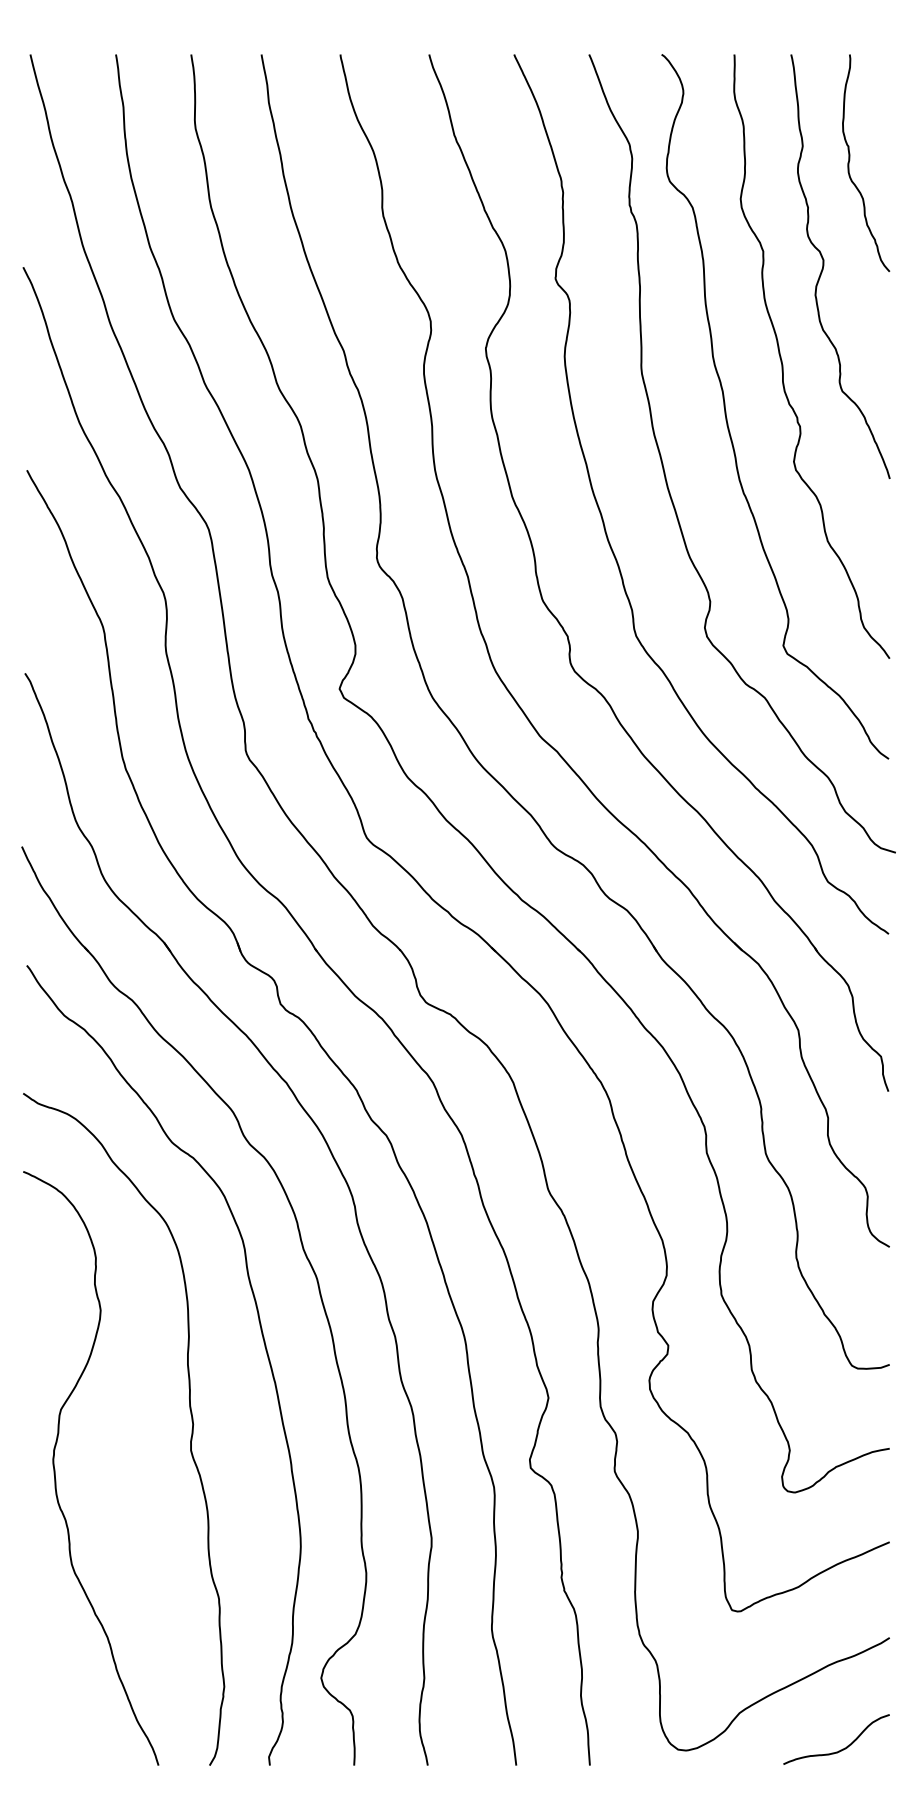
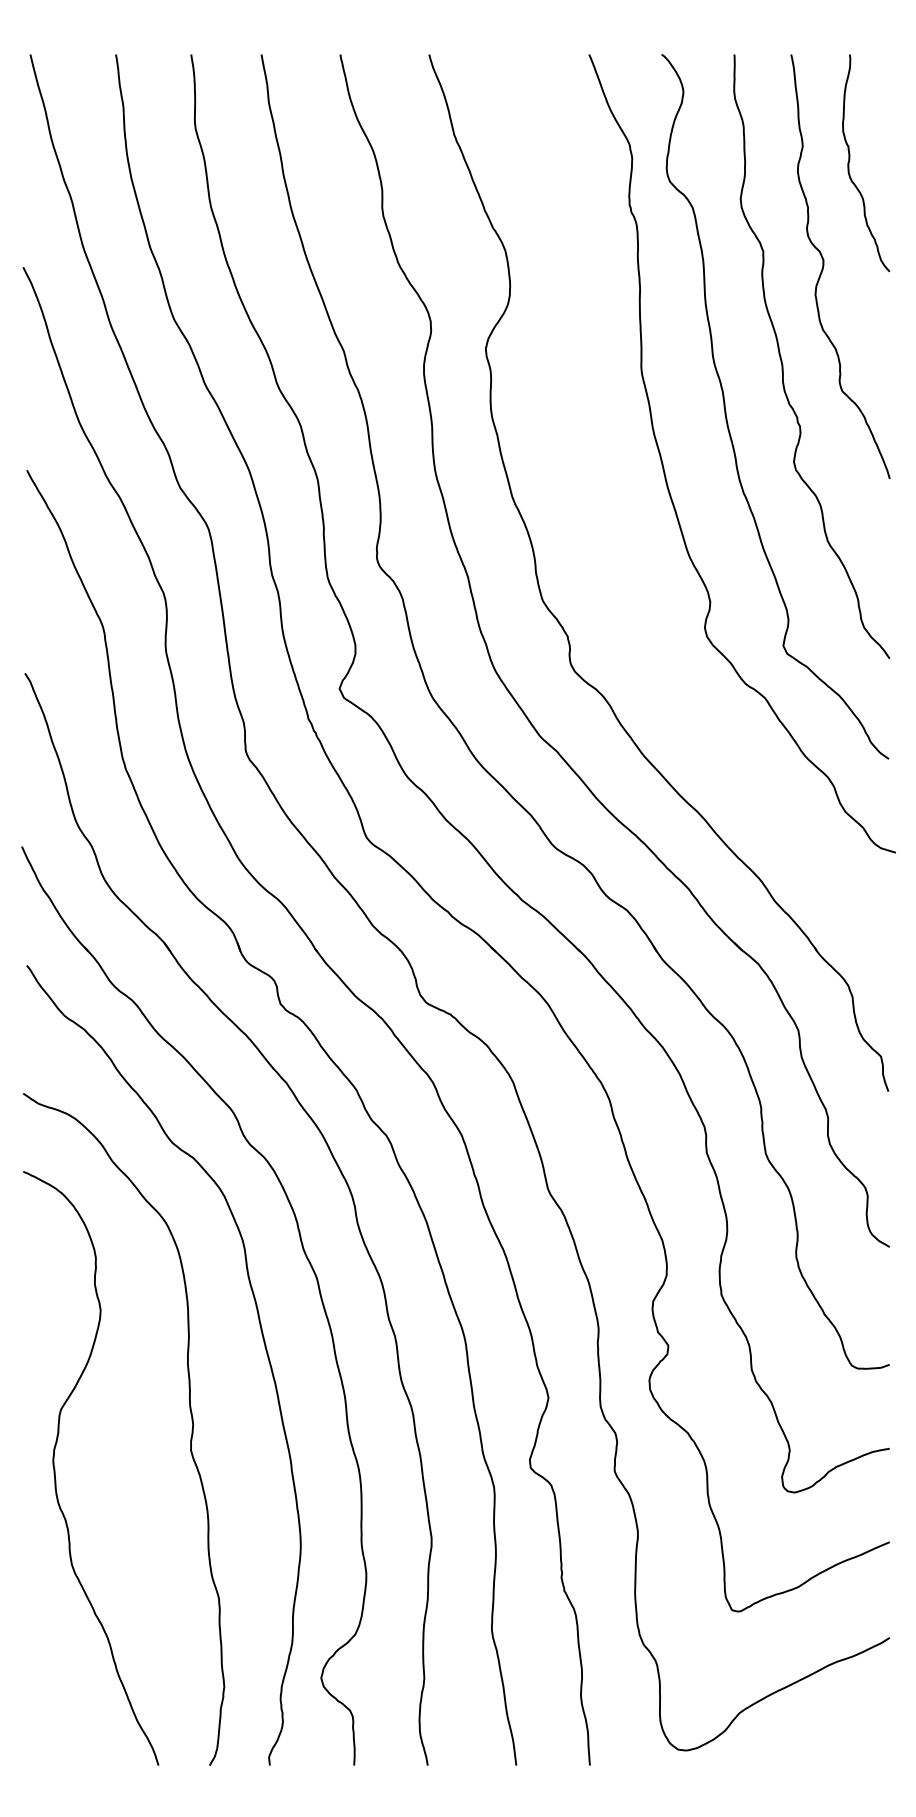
curve: present -> none (603, 518)
curve: present -> none (840, 1749)
